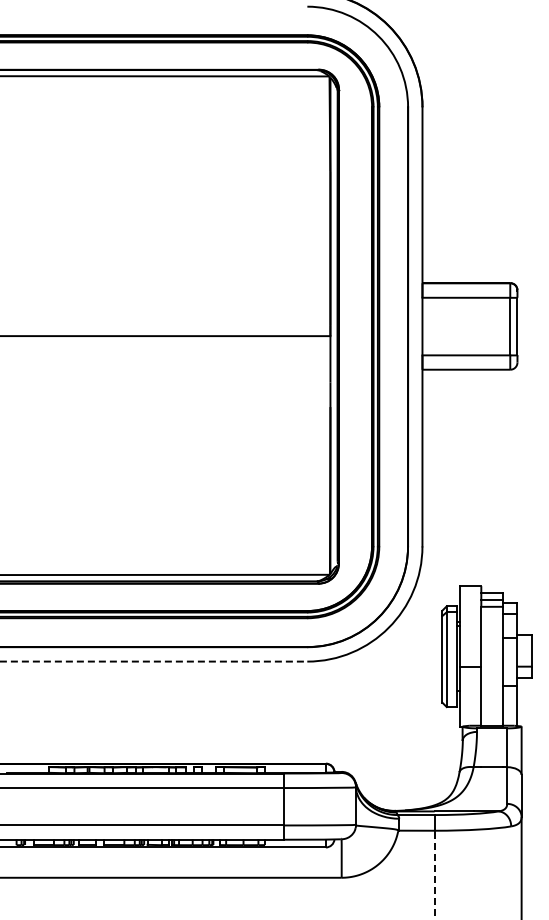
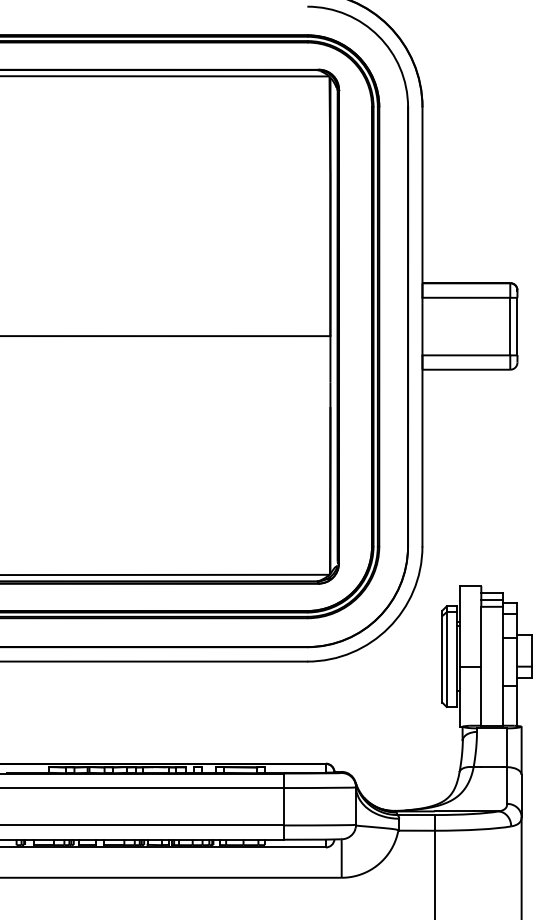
line: dashed -> solid (154, 661)
line: dashed -> solid (435, 874)
